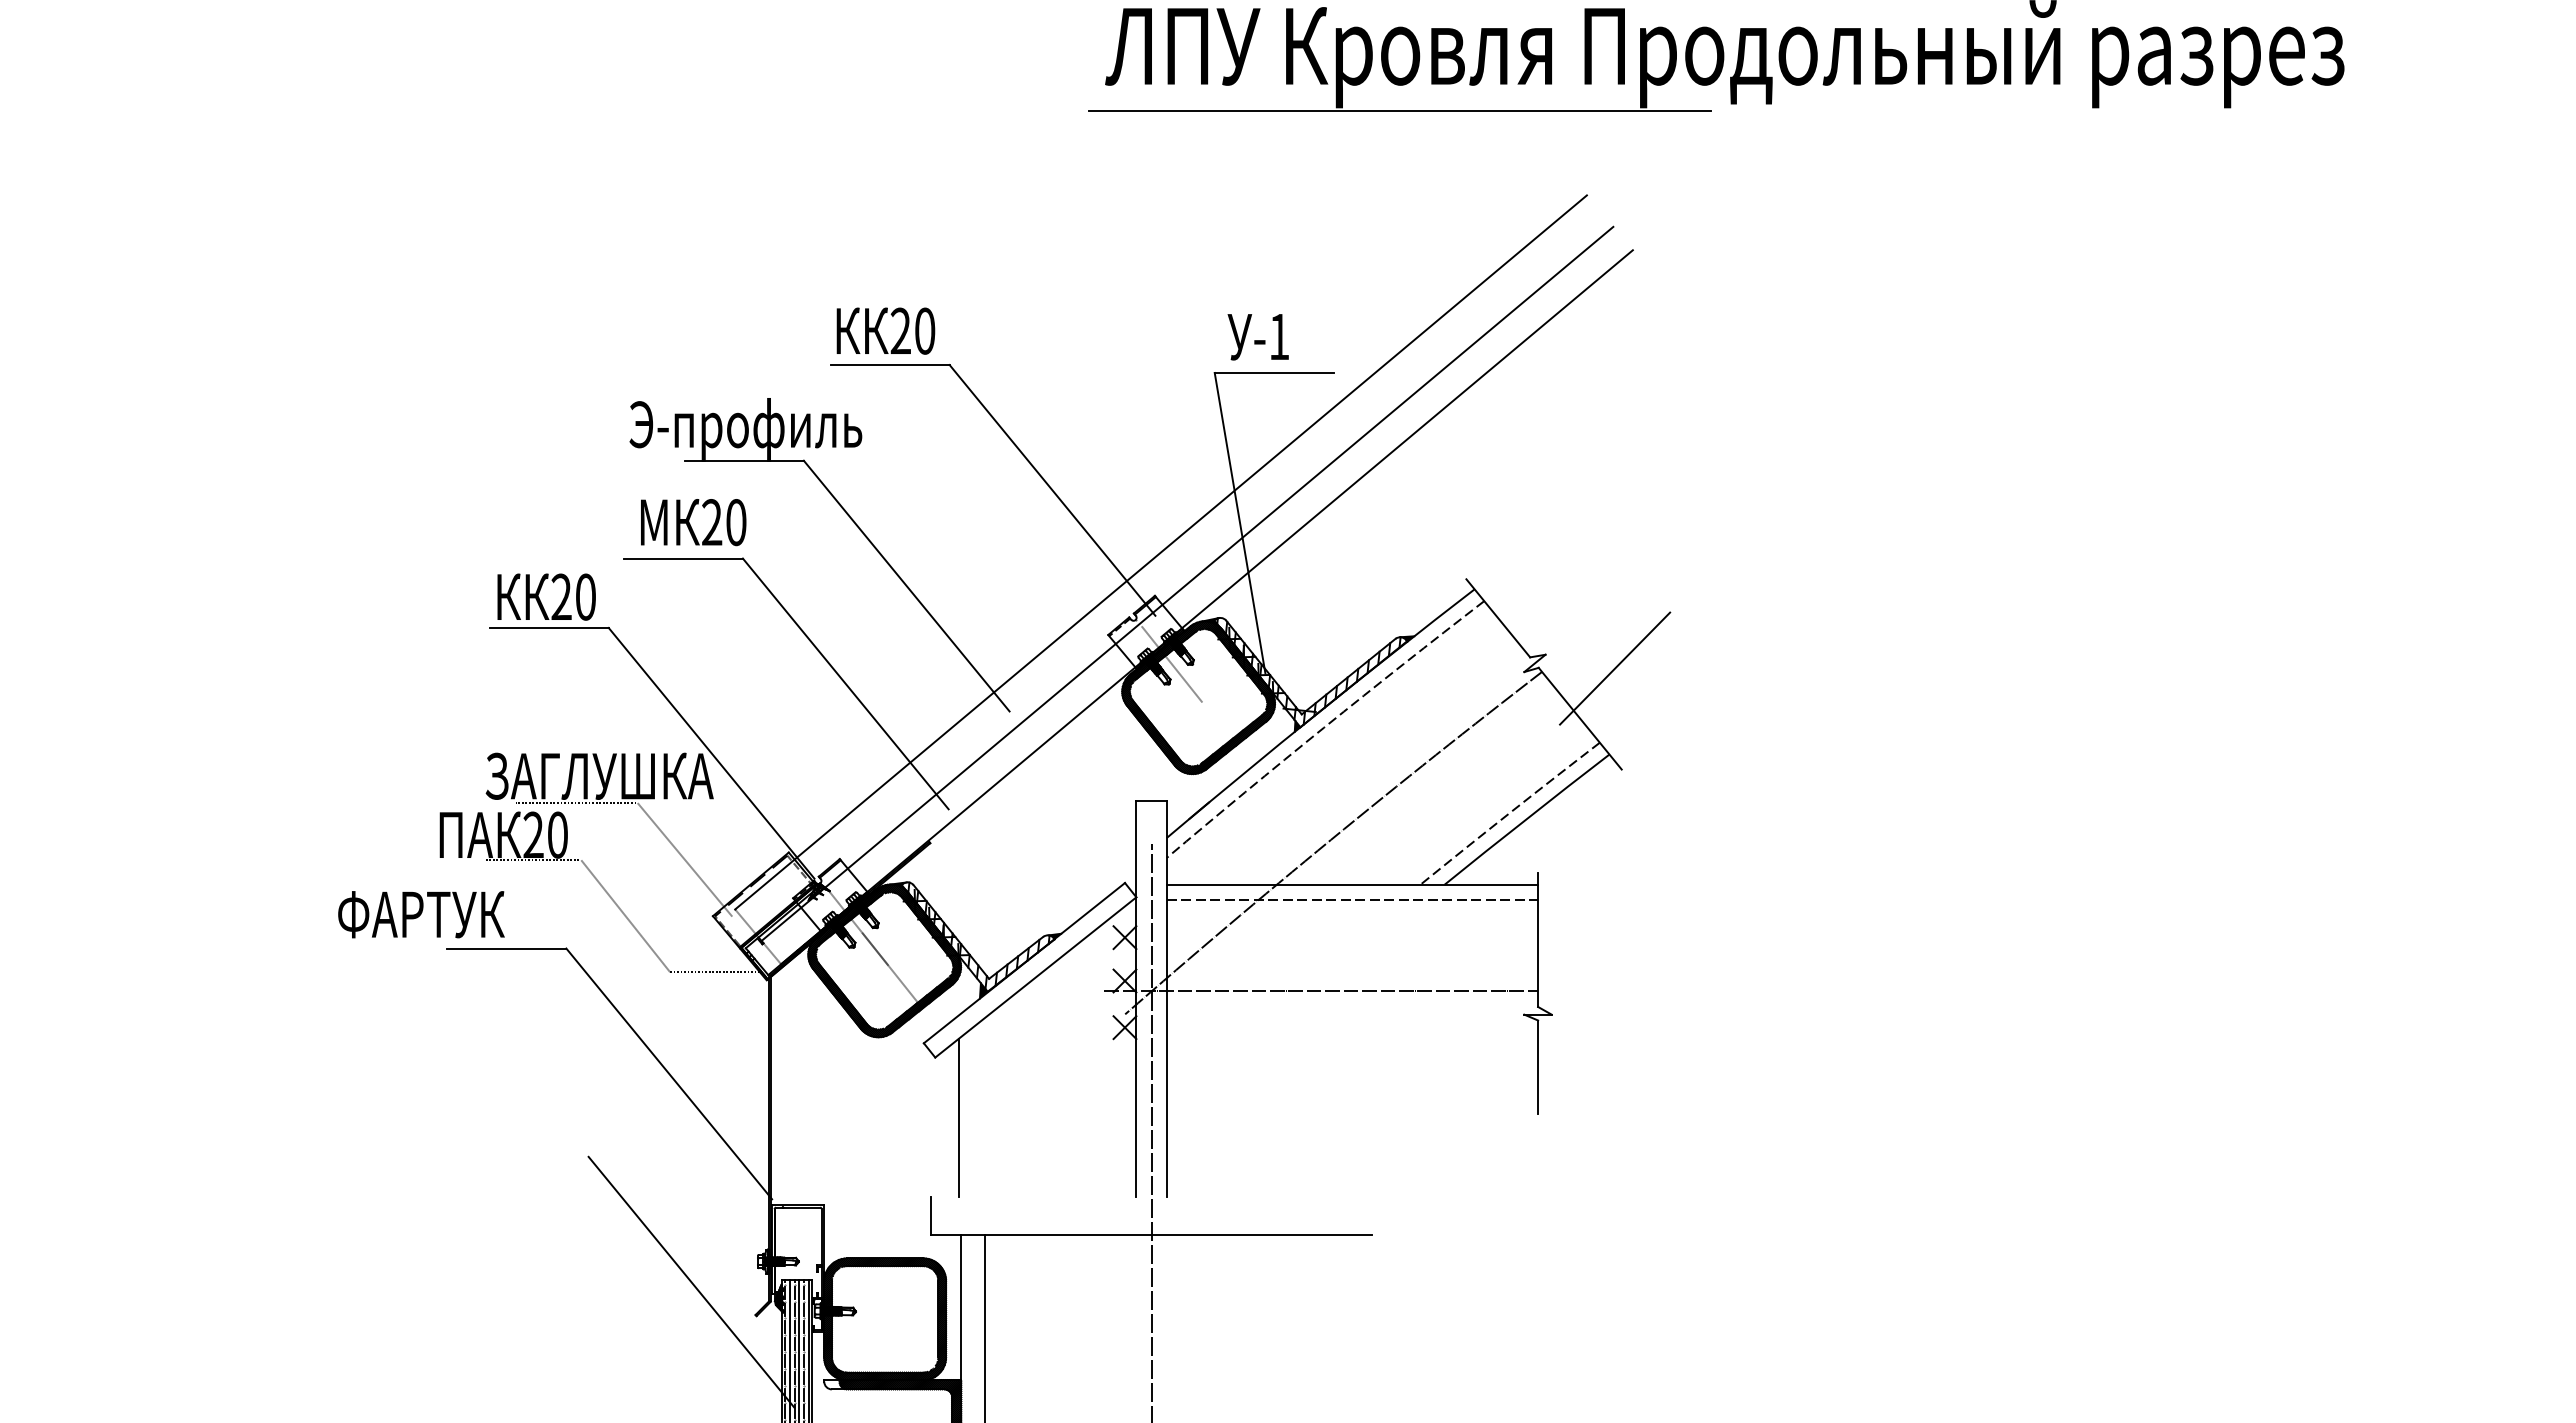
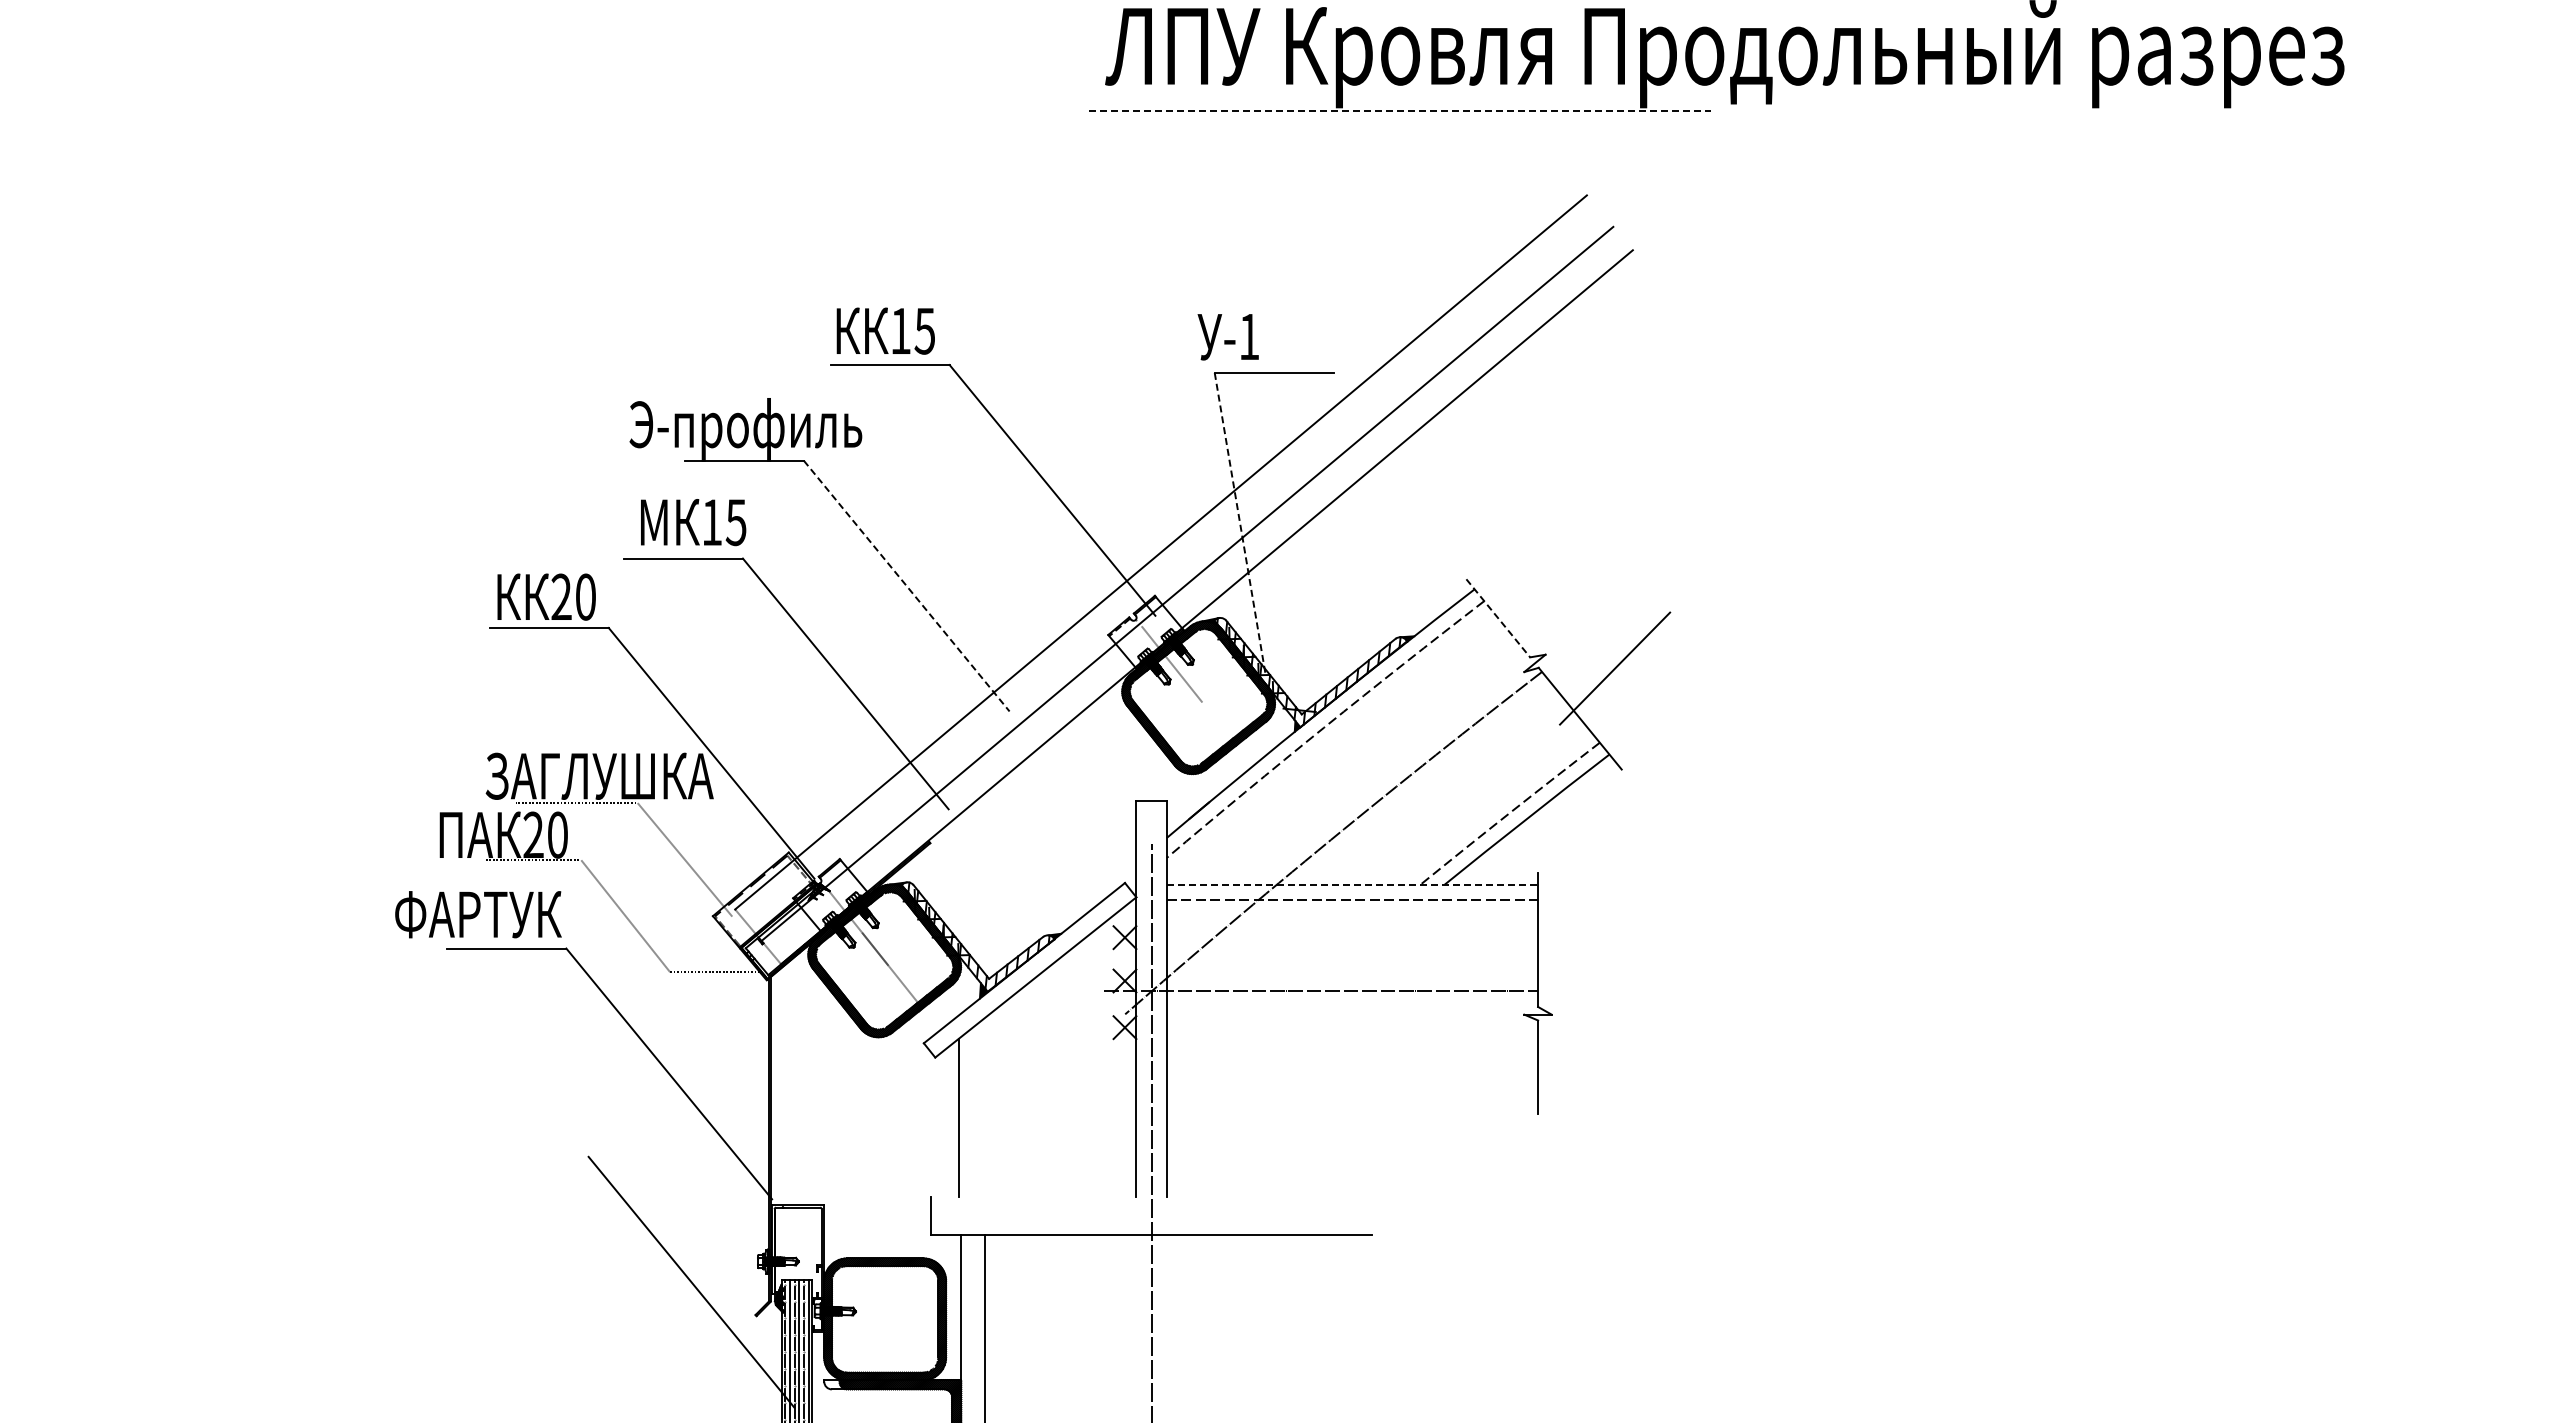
line: solid -> dashed (1400, 110)
text: 20 -> 15 (912, 330)
text position: (1257, 337) -> (1227, 337) (1227, 337)
text: 20 -> 15 (724, 522)
line: solid -> dashed (1240, 523)
line: solid -> dashed (907, 586)
line: solid -> dashed (1498, 618)
line: solid -> dashed (1352, 884)
text position: (421, 914) -> (478, 914) (478, 914)
